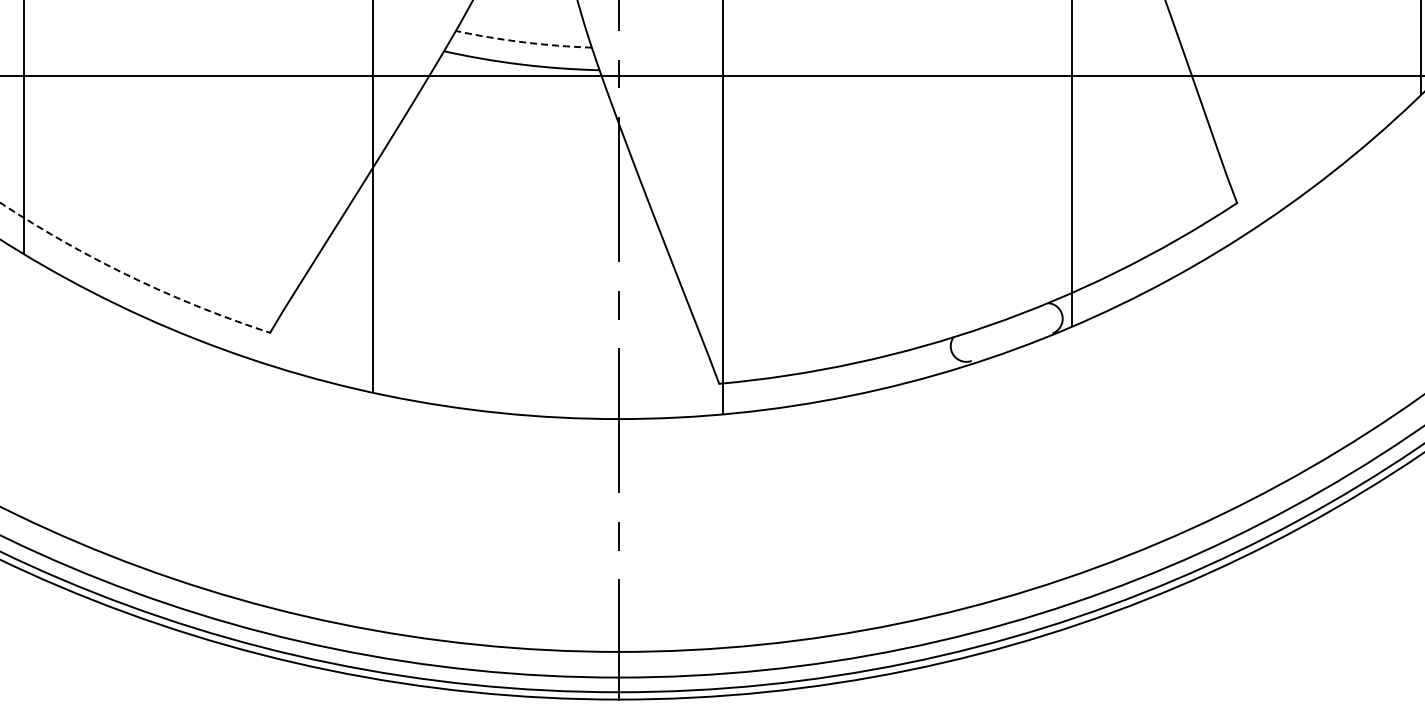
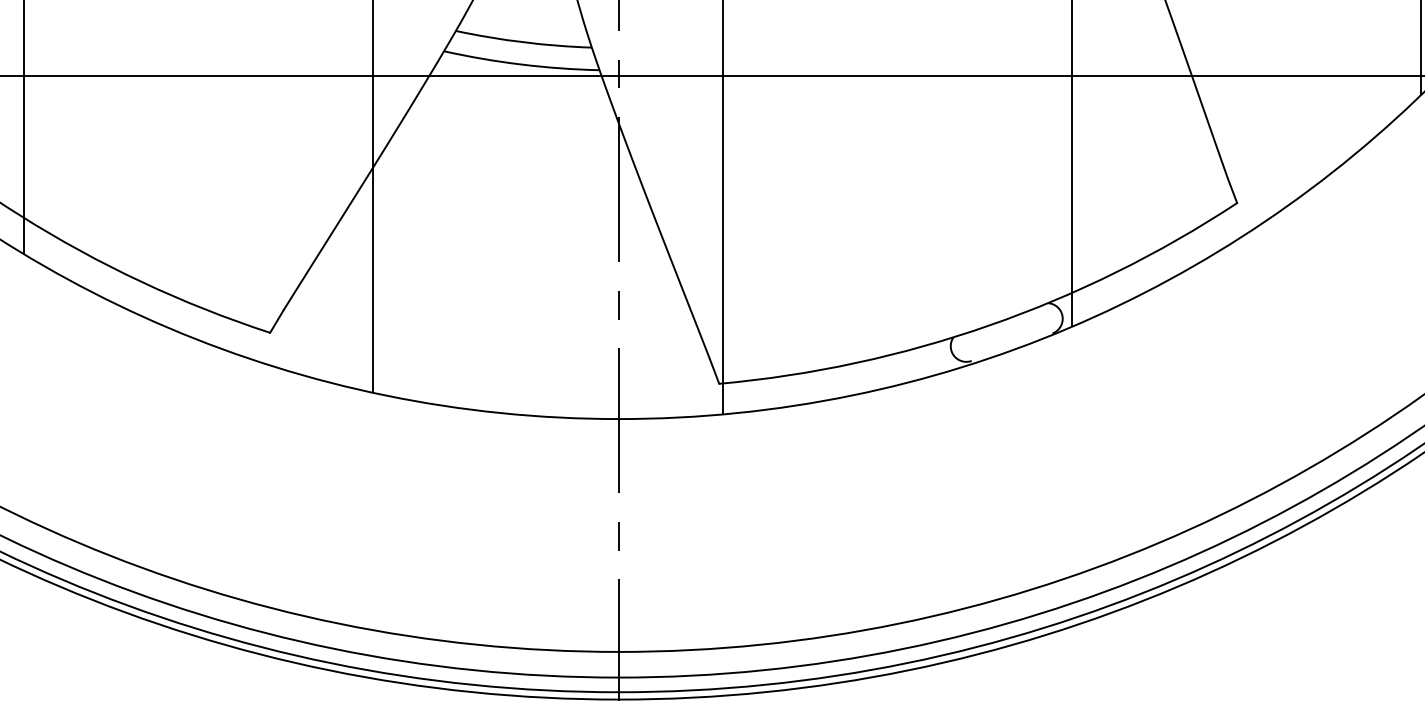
arc: dashed -> solid (523, 42)
arc: dashed -> solid (134, 278)
